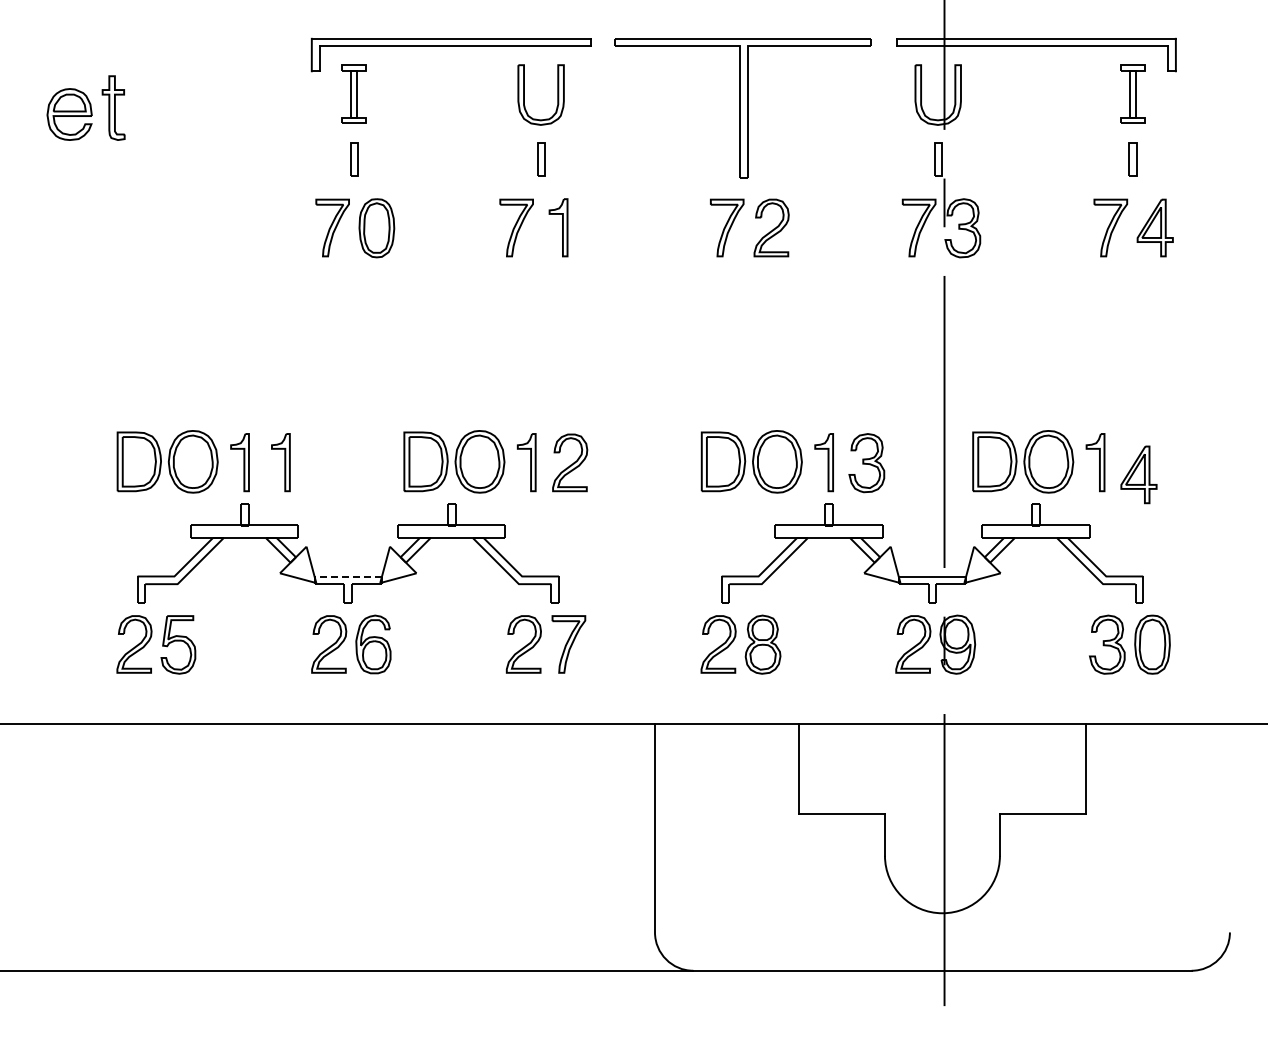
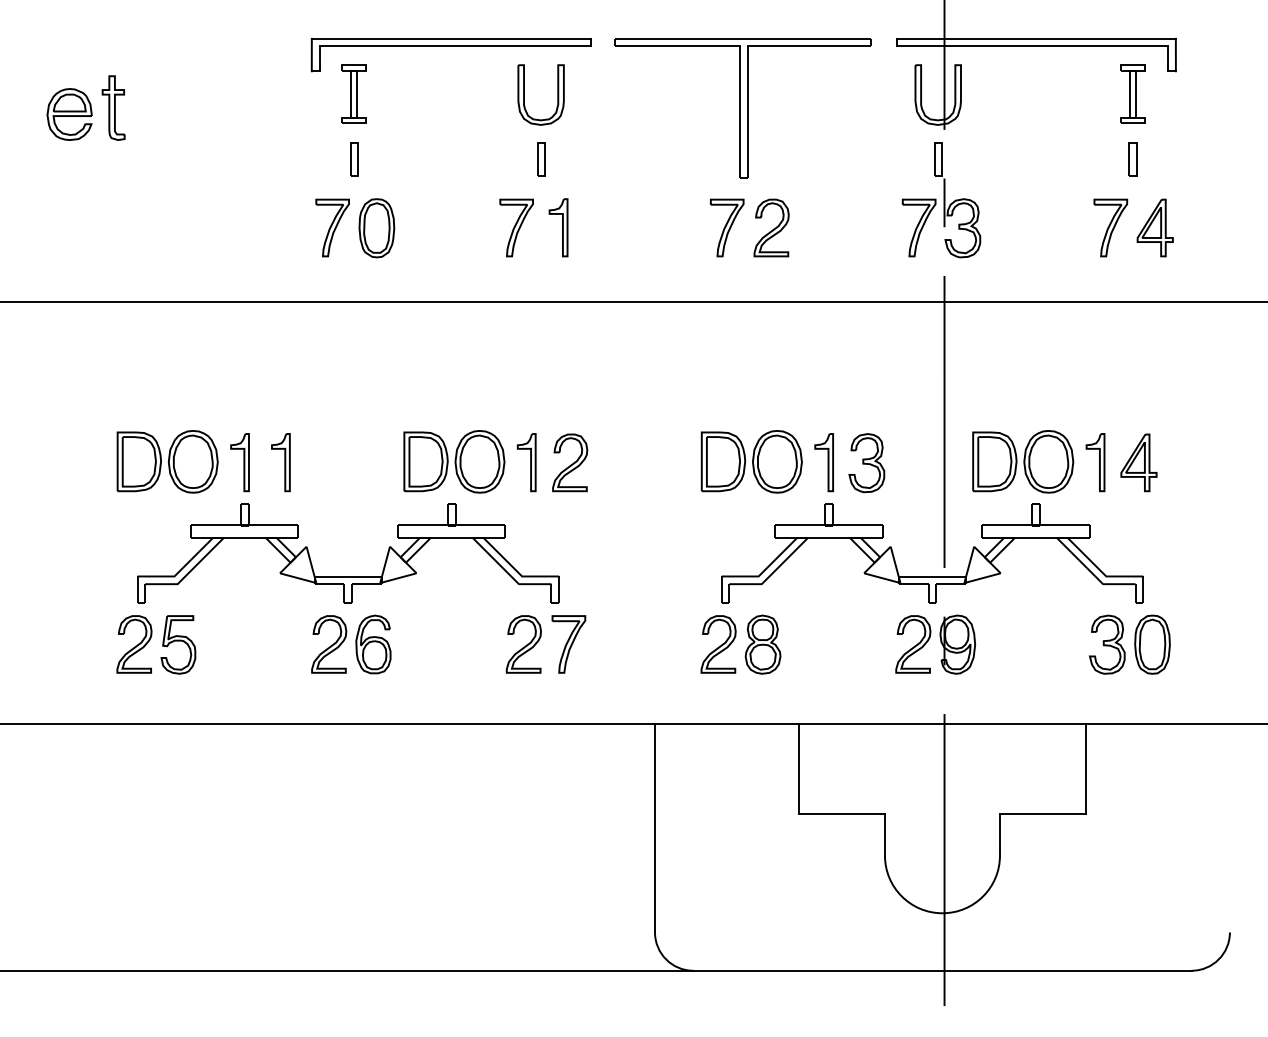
line: none -> present (633, 302)
part position: (1138, 474) -> (1138, 462) (1138, 462)
line: dashed -> solid (348, 576)
